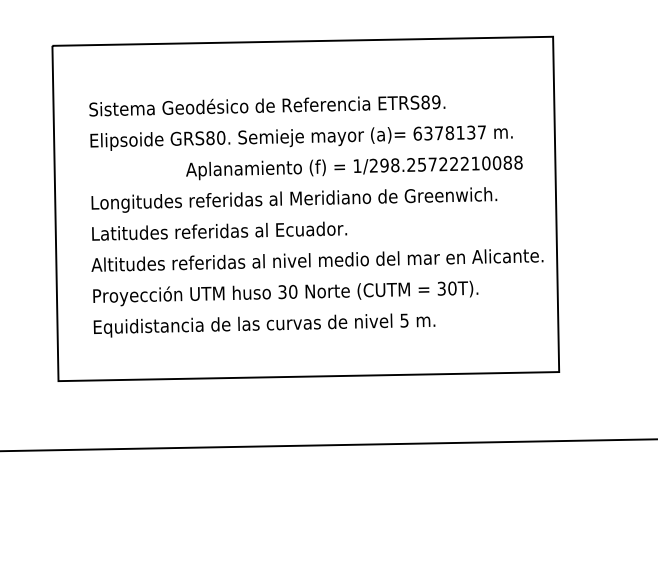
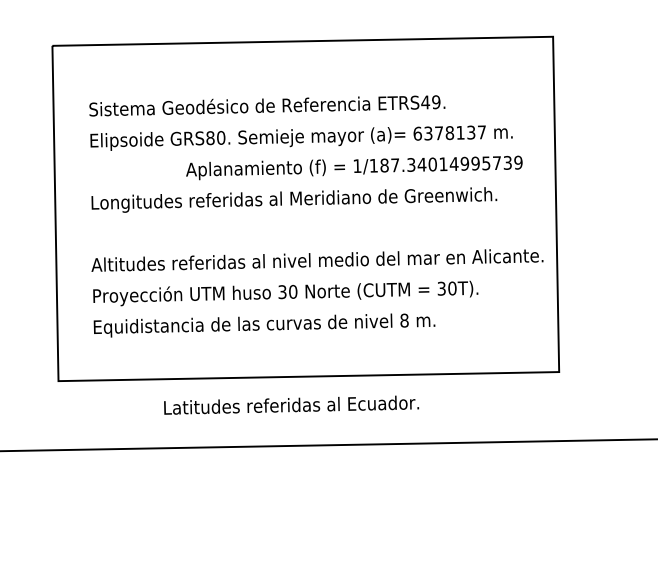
text: ETRS89. -> ETRS49. (425, 102)
text: 1/298.25722210088 -> 1/187.34014995739 (445, 163)
text position: (219, 230) -> (291, 404) (291, 404)
text: 5 -> 8 (404, 320)
